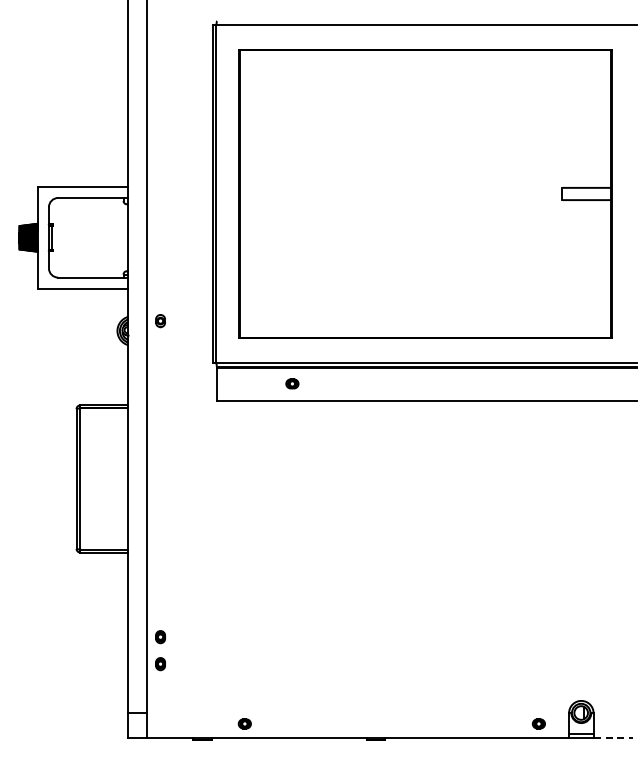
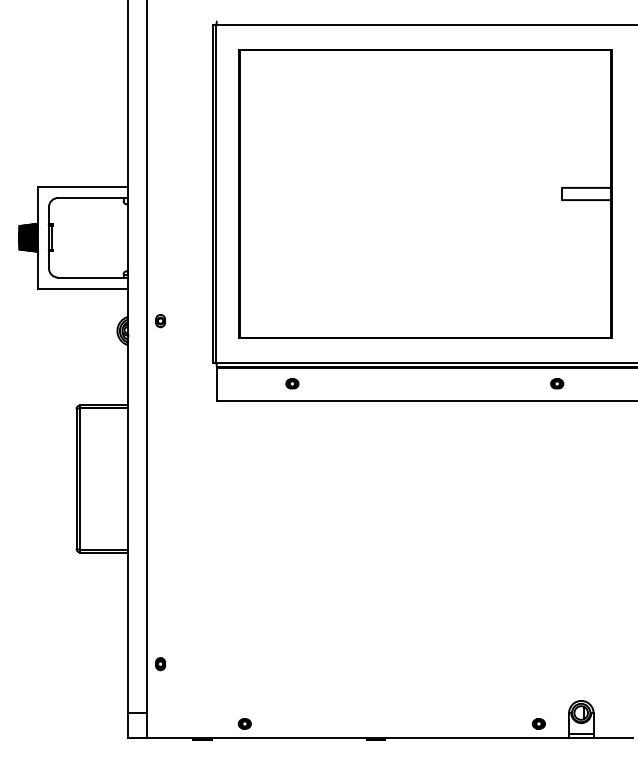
part: none -> present (557, 383)
part: present -> none (160, 637)
line: dashed -> solid (613, 737)
